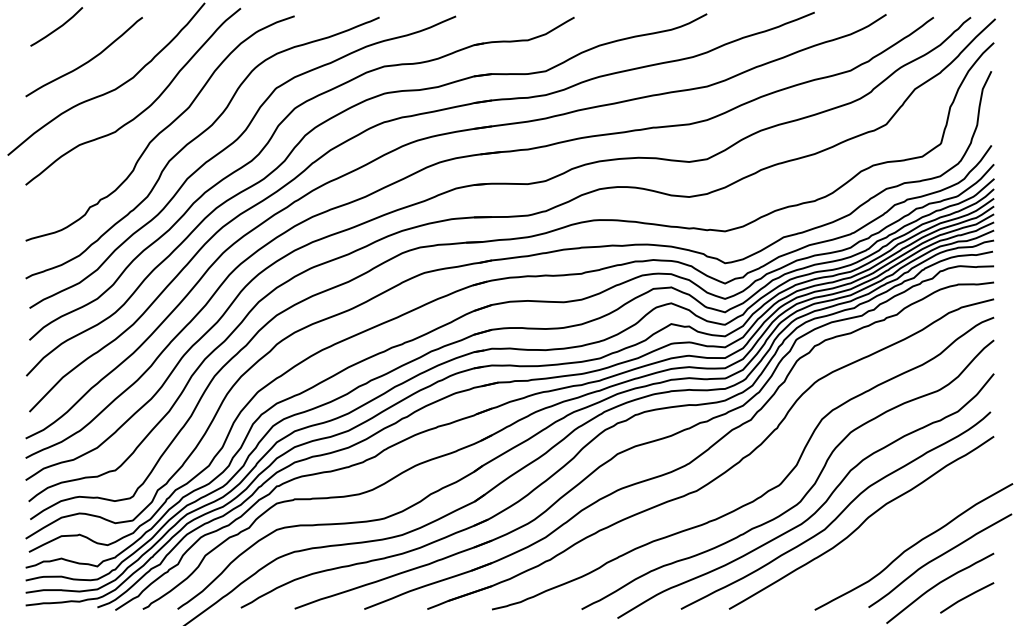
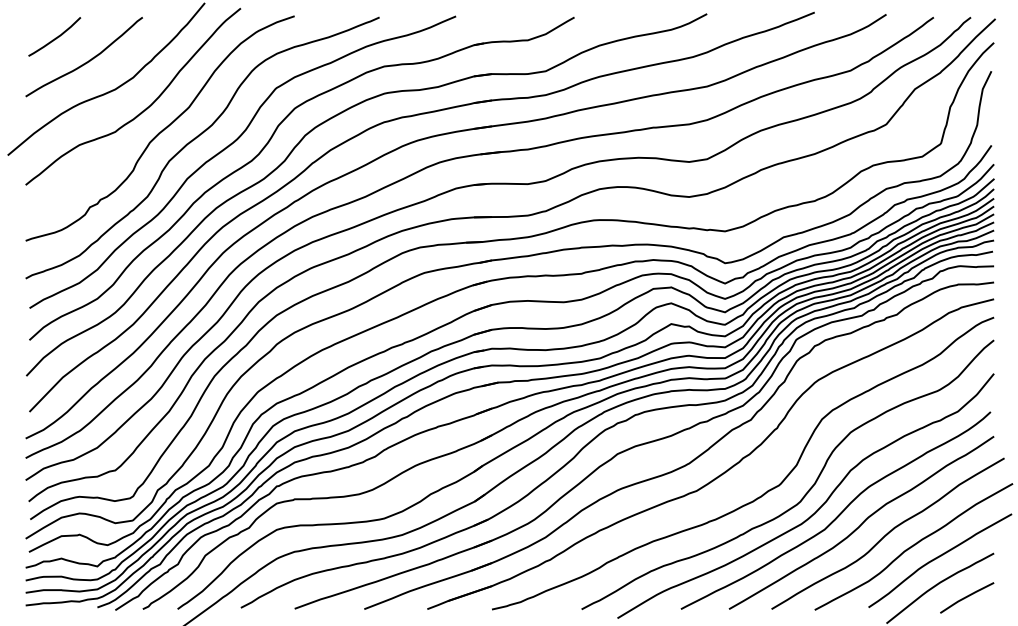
curve position: (57, 27) -> (55, 37) (55, 37)
curve: none -> present (887, 533)
